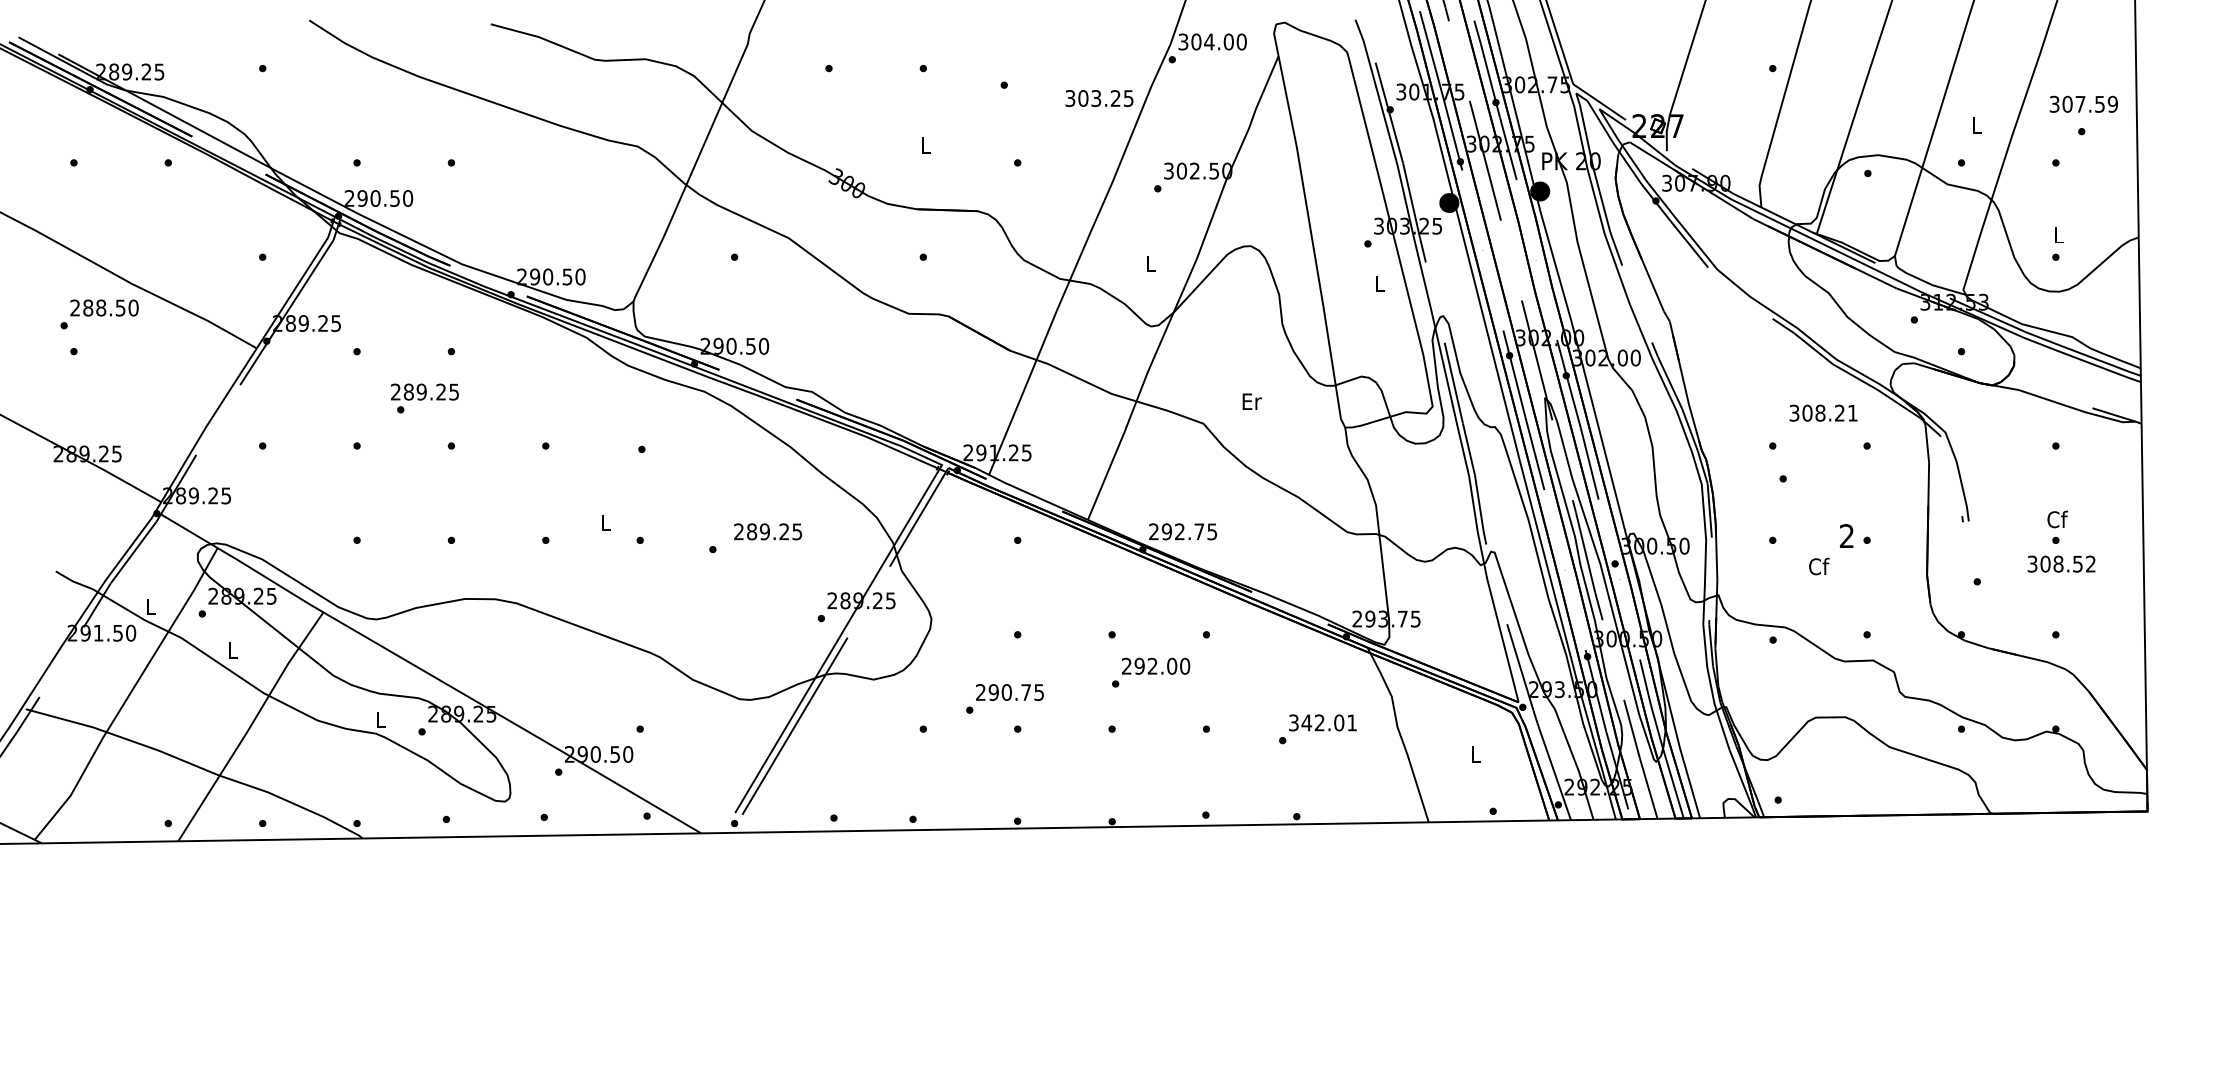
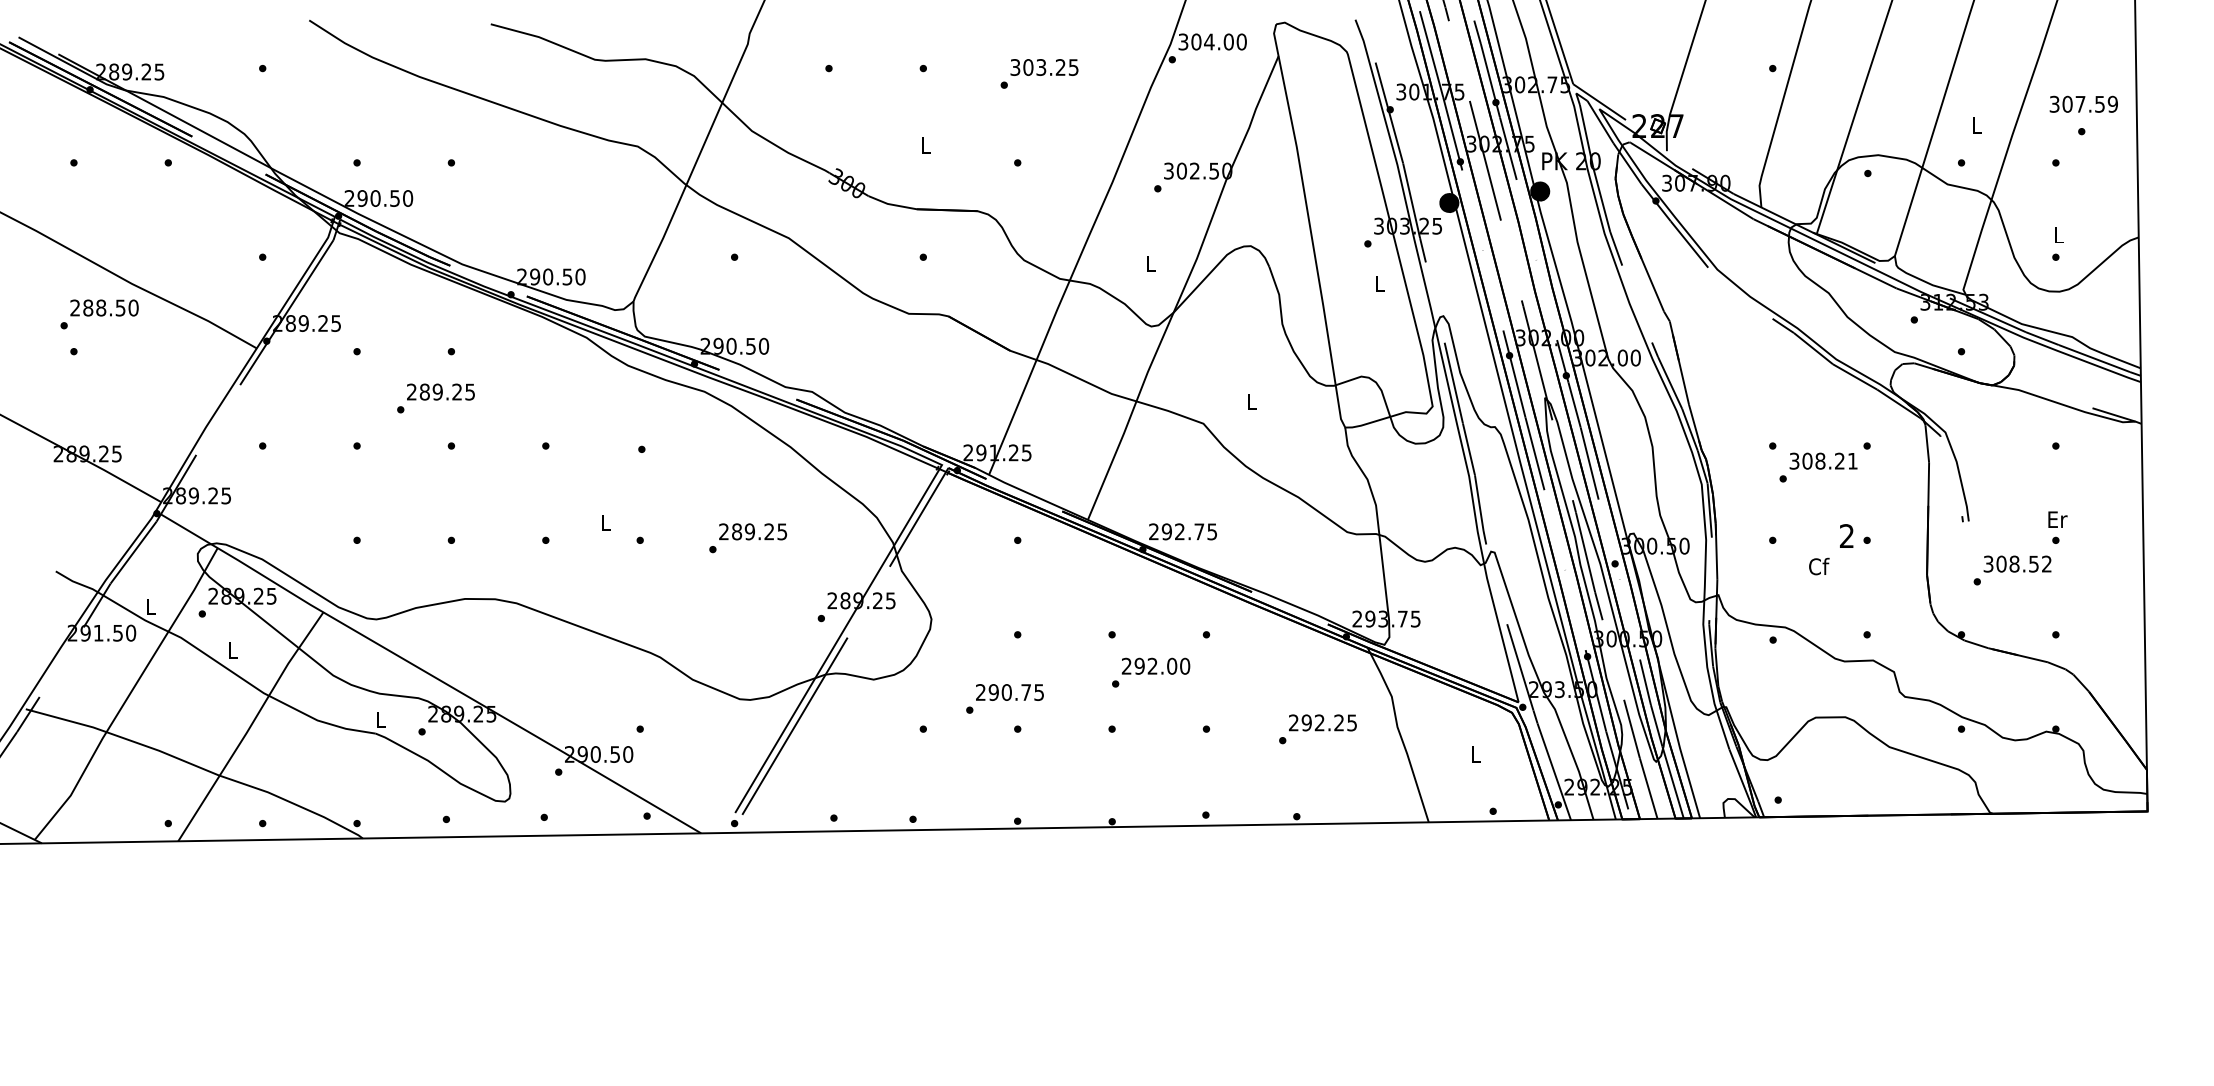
text position: (1099, 98) -> (1044, 67) (1044, 67)
text position: (424, 391) -> (440, 391) (440, 391)
text: Er -> L (1251, 401)
text position: (1823, 412) -> (1823, 460) (1823, 460)
text: Cf -> Er (2057, 519)
text position: (767, 531) -> (752, 531) (752, 531)
text position: (2061, 563) -> (2017, 563) (2017, 563)
text: 342.01 -> 292.25 (1322, 722)
